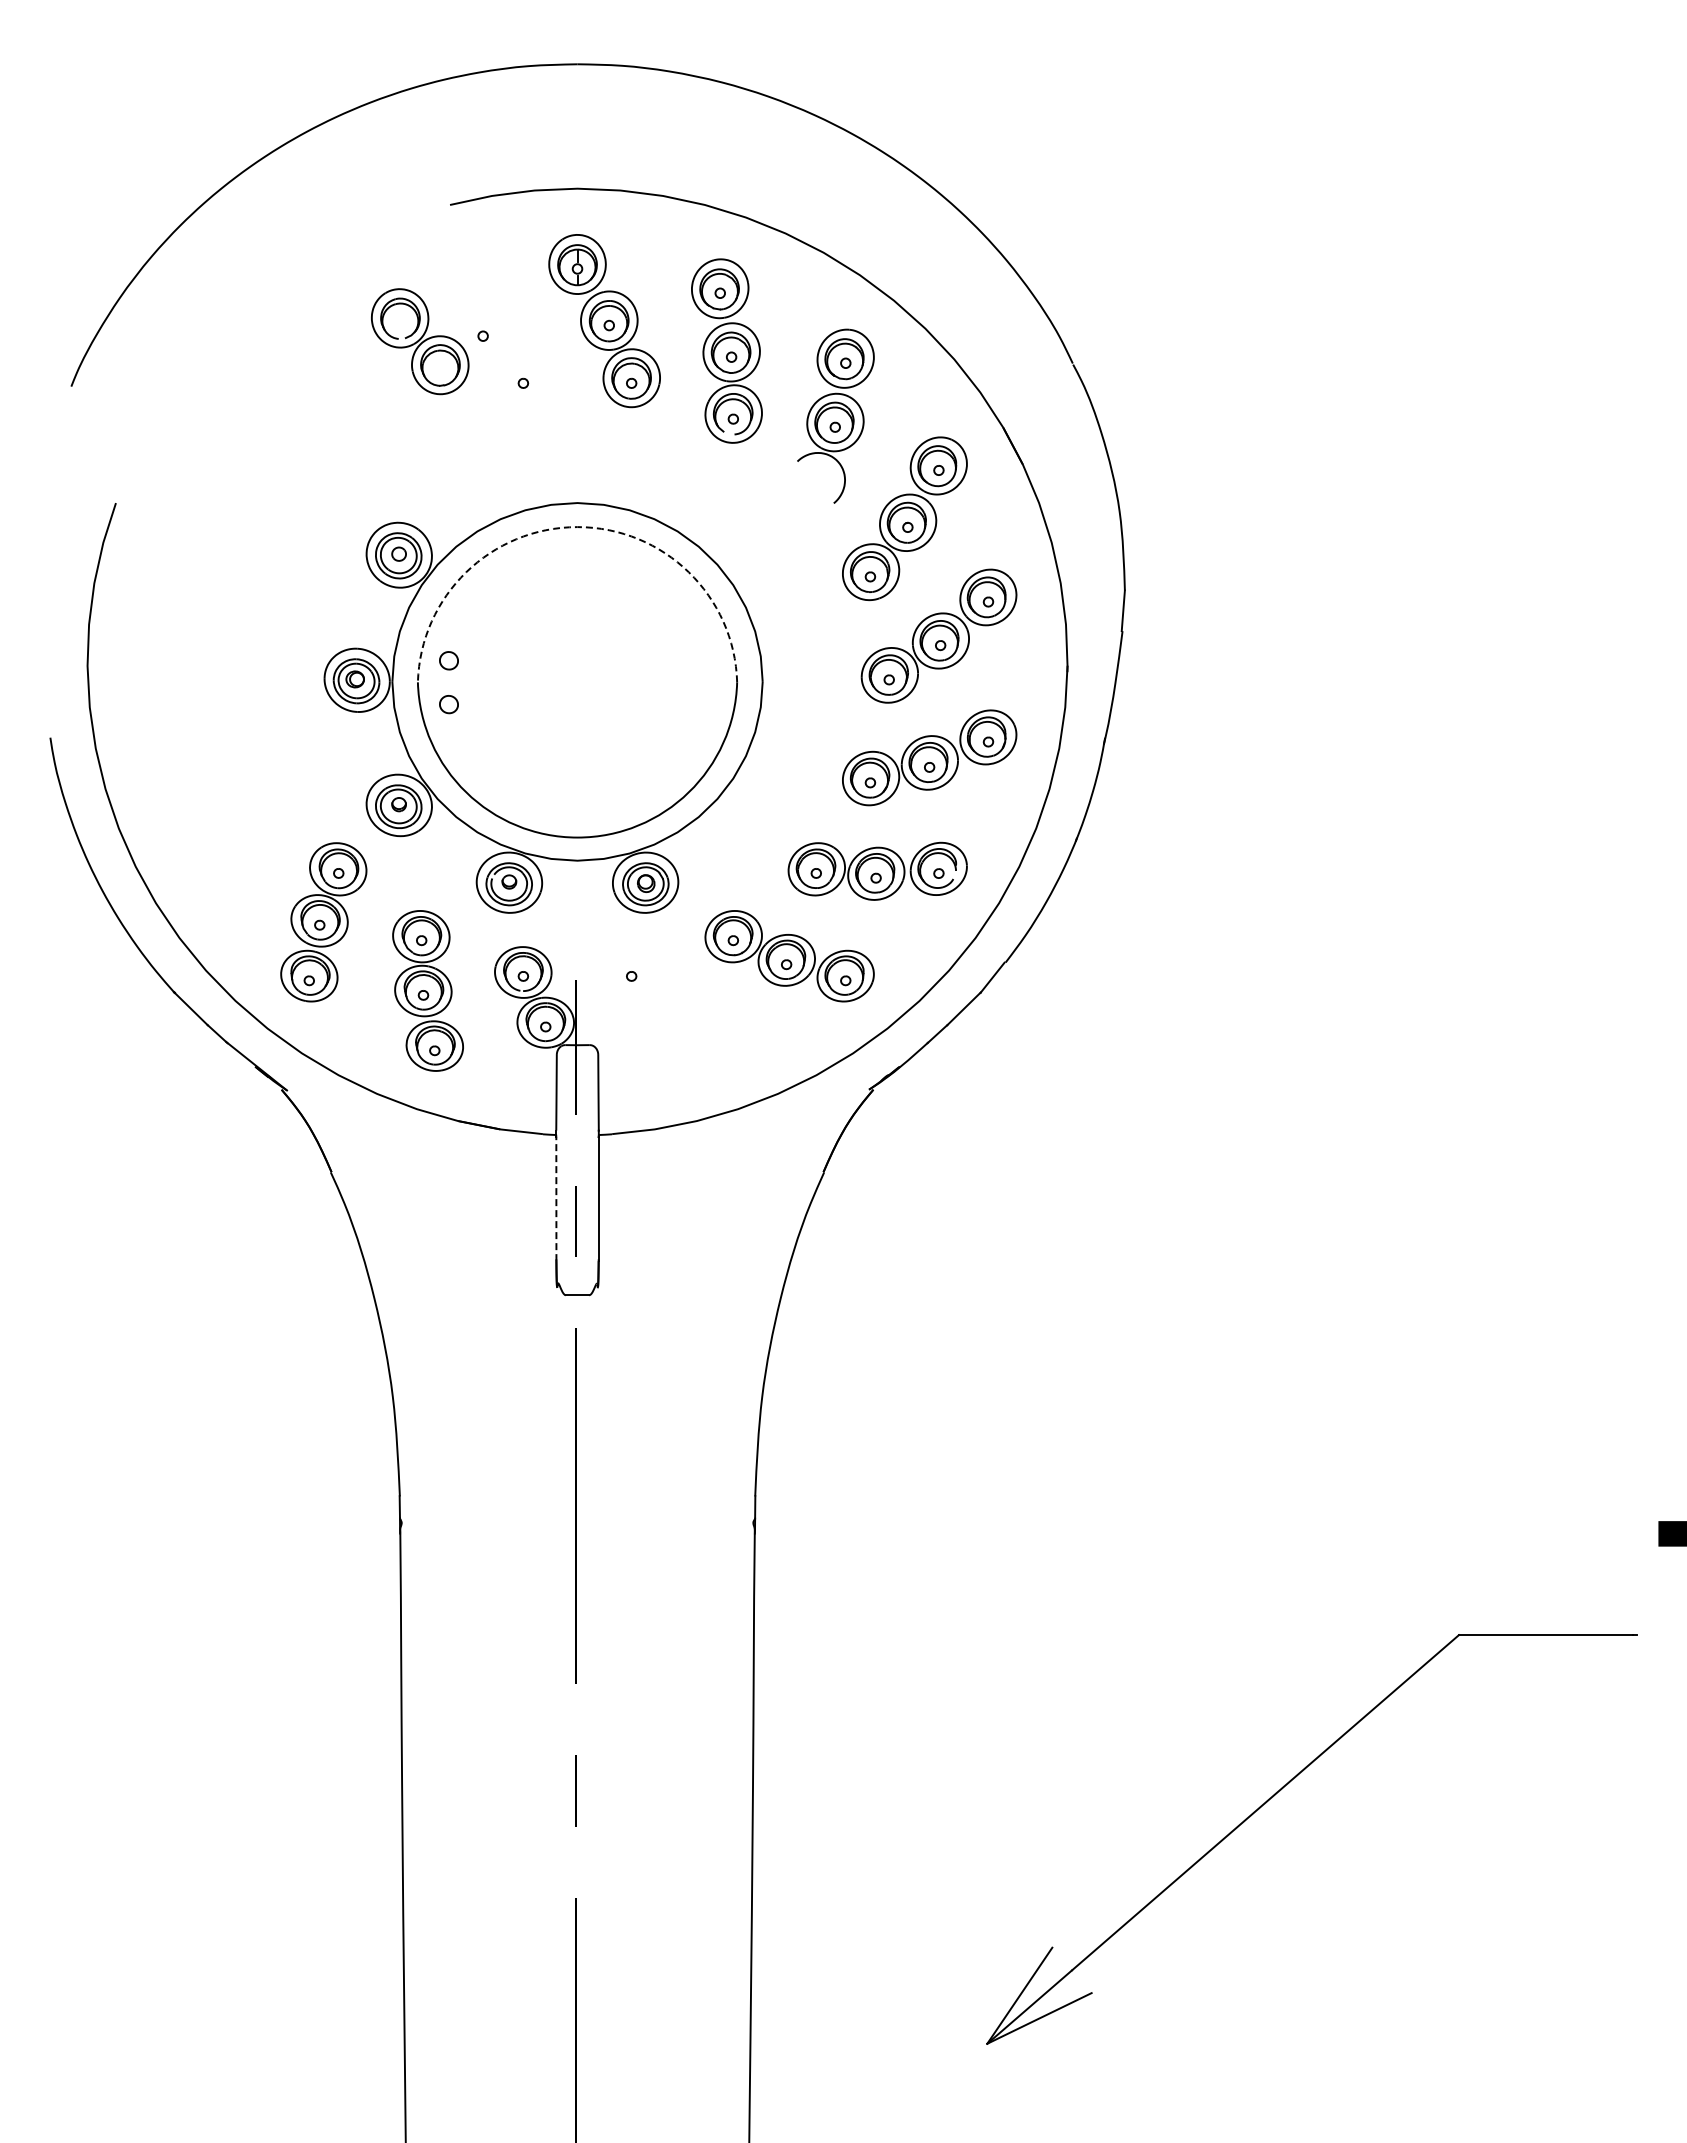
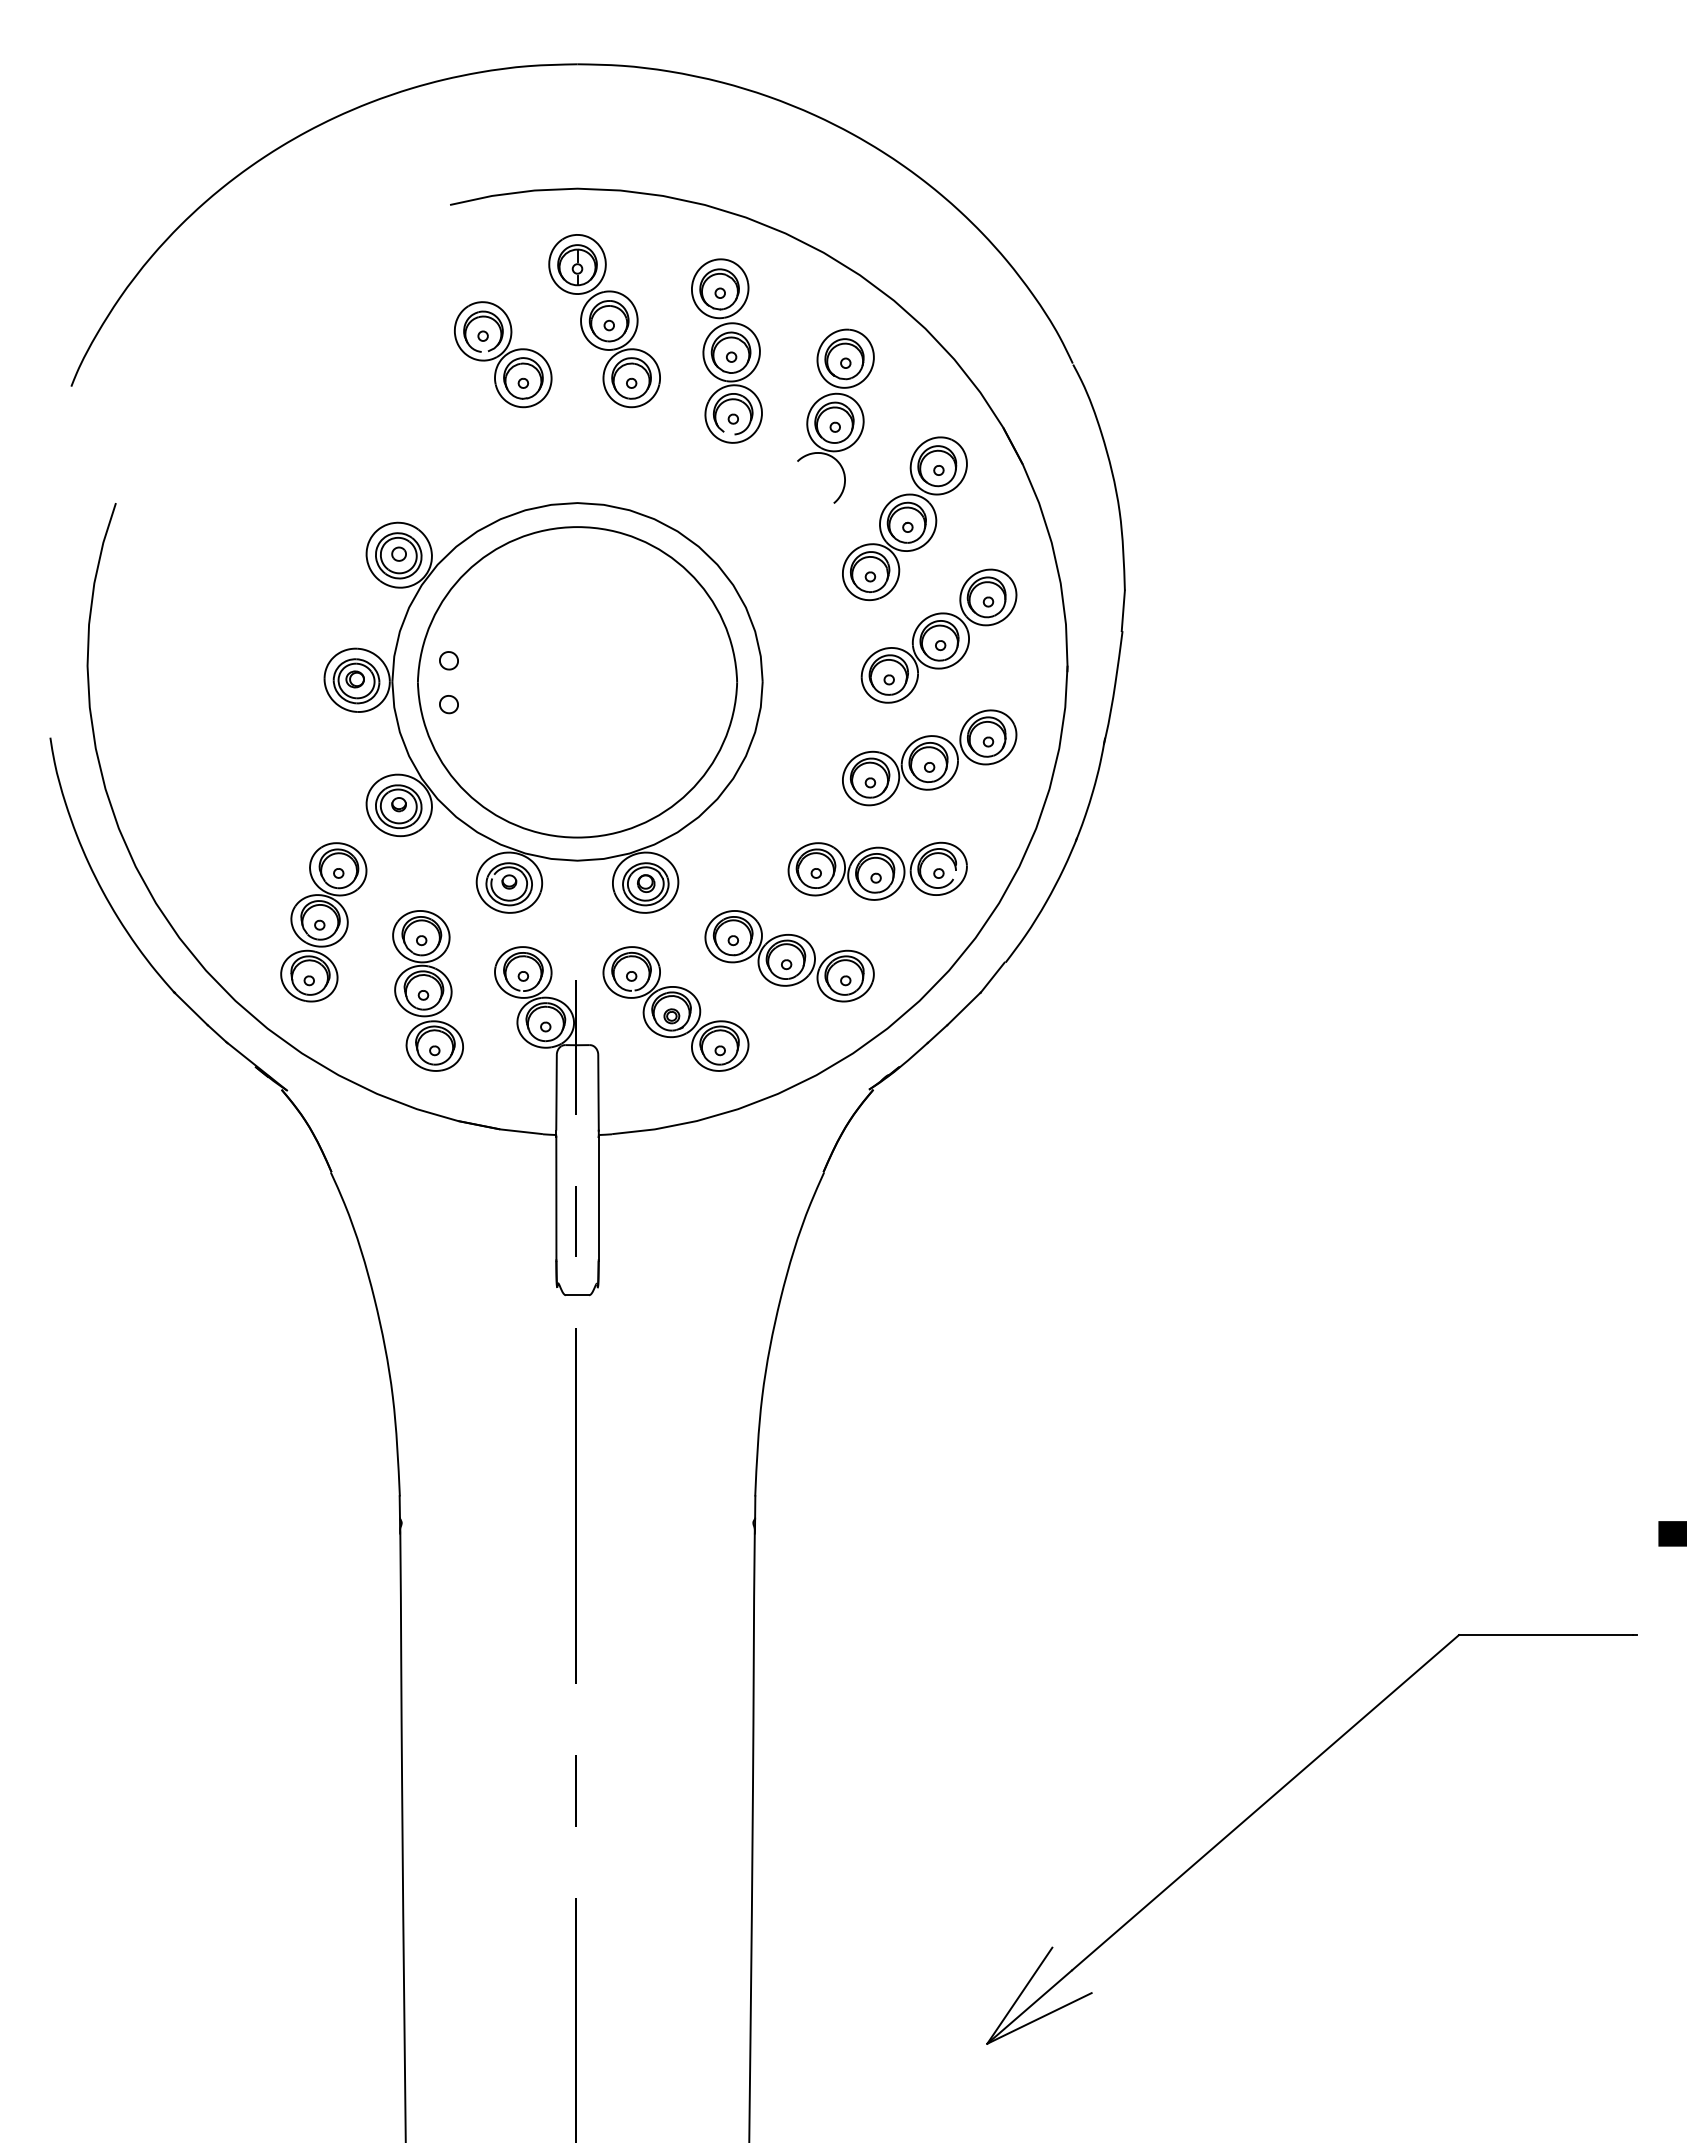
part position: (420, 341) -> (503, 354) (503, 354)
arc: dashed -> solid (577, 527)
part: none -> present (675, 1008)
line: dashed -> solid (556, 1199)
